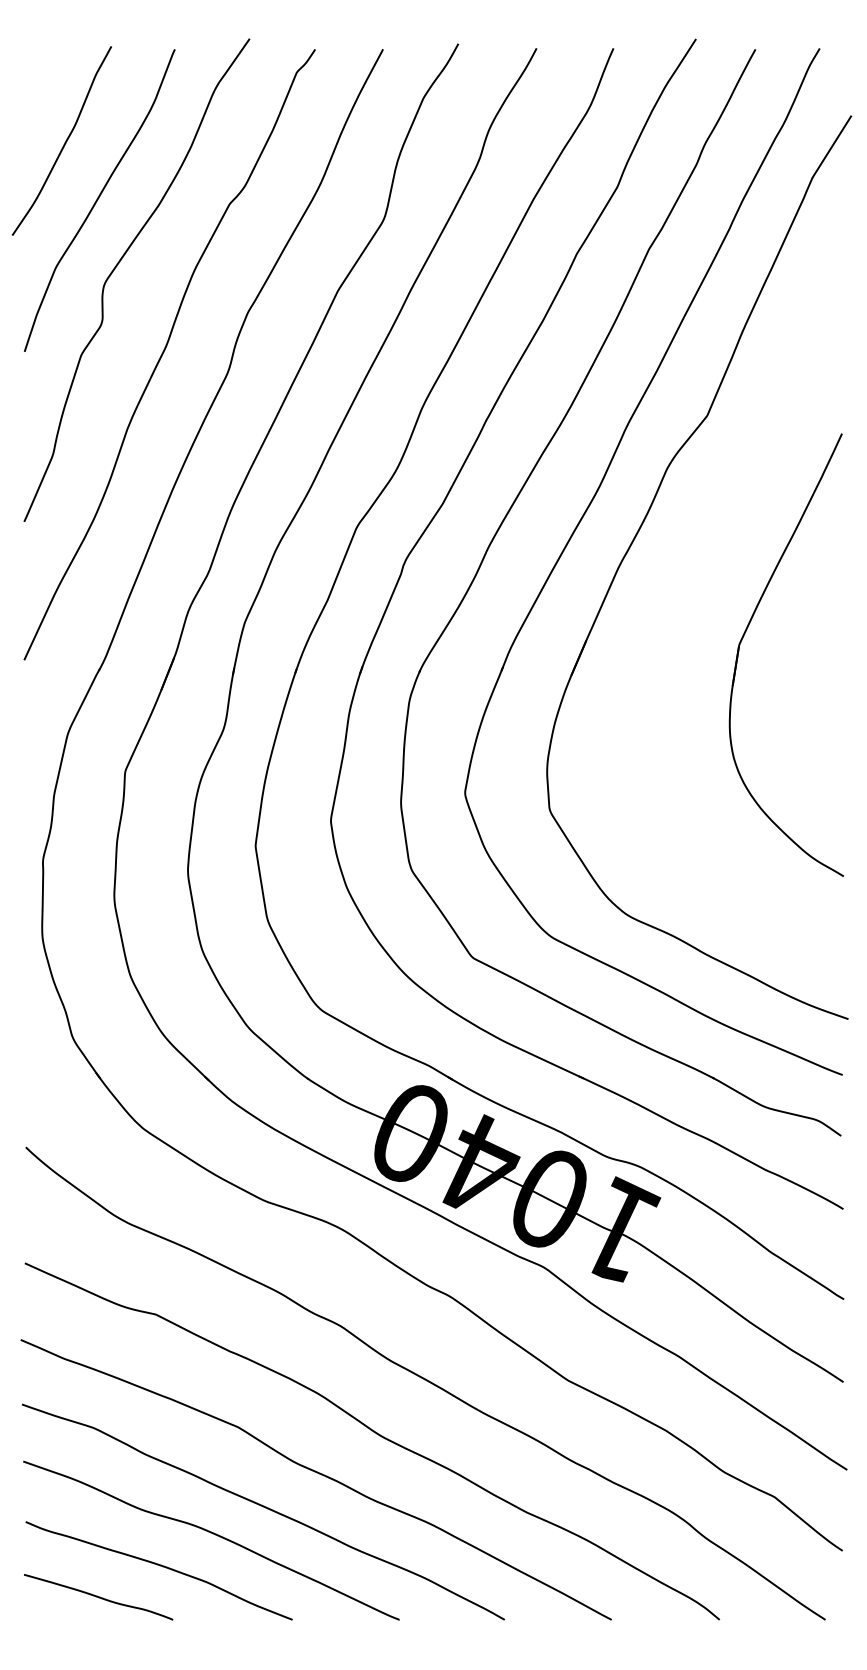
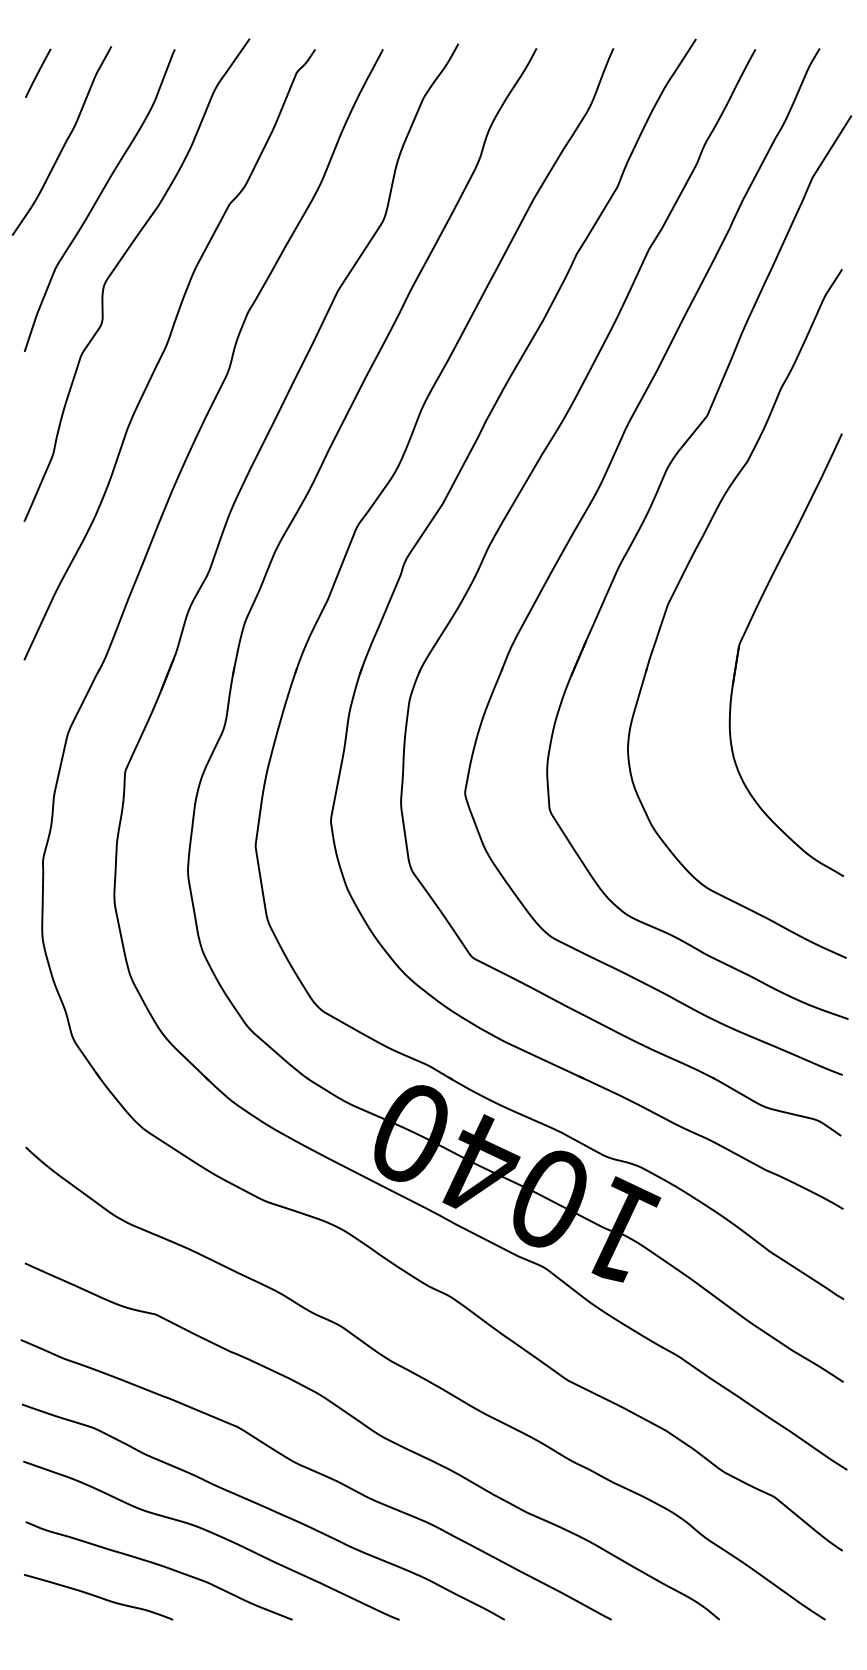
line: none -> present (38, 72)
part: none -> present (678, 585)
